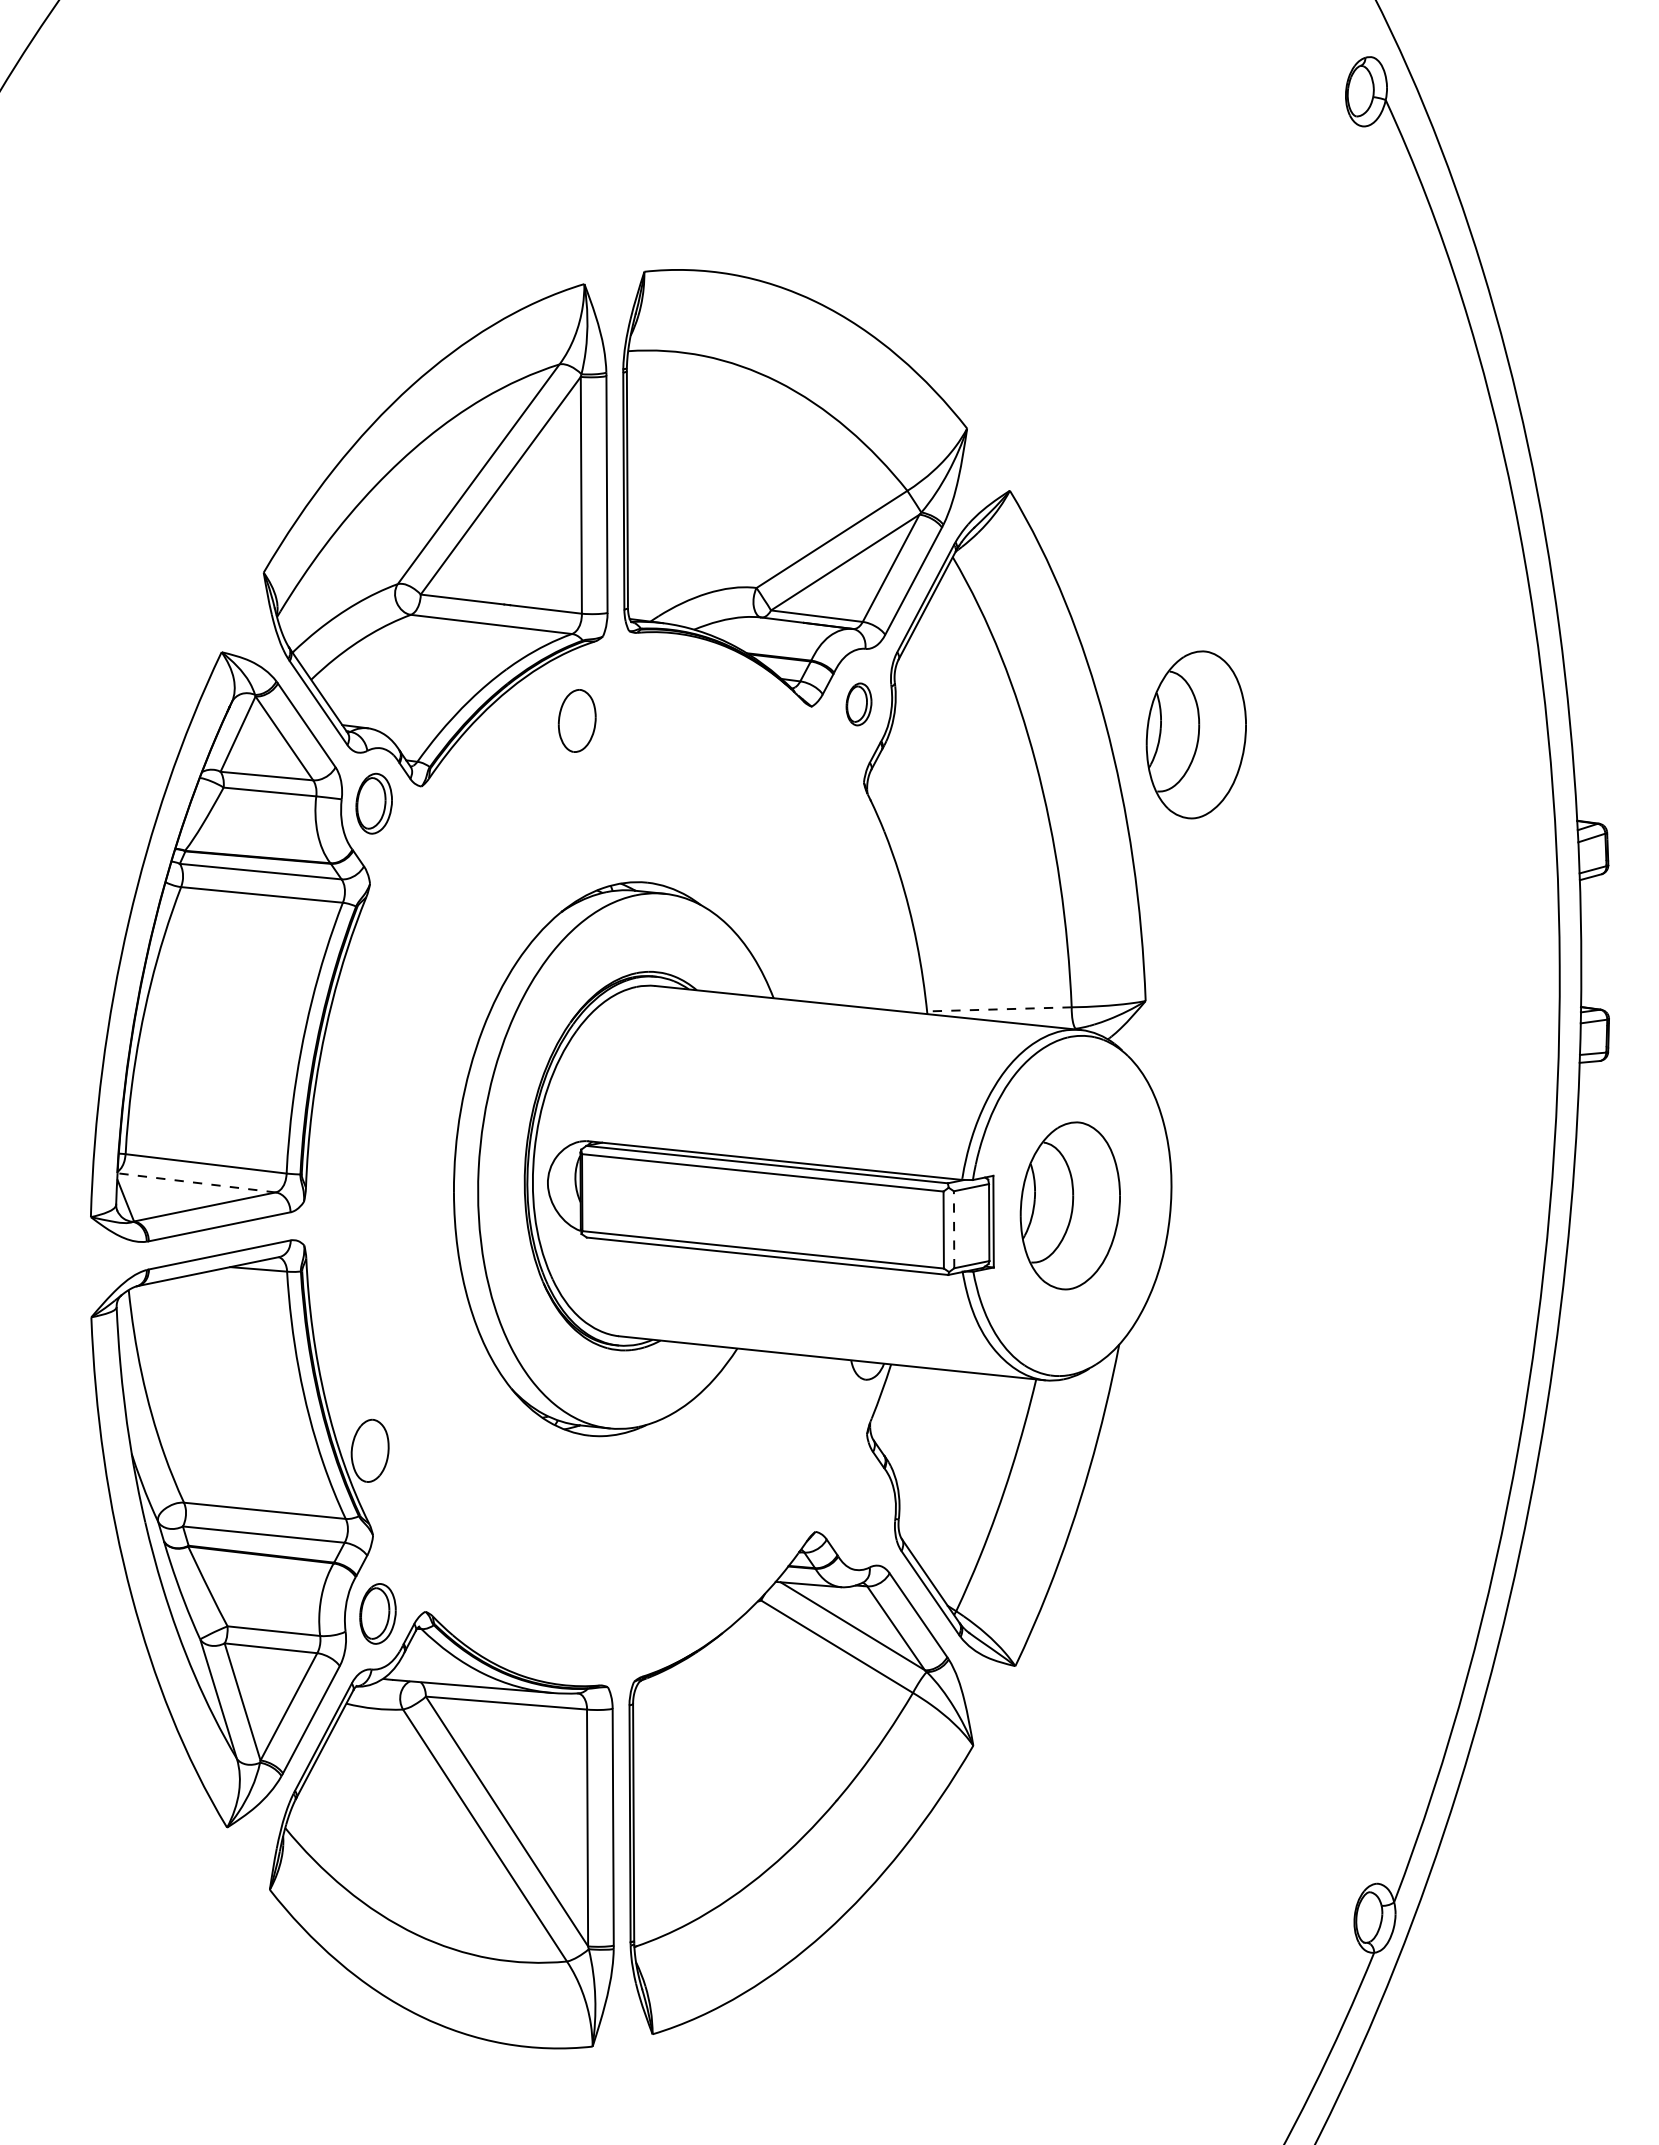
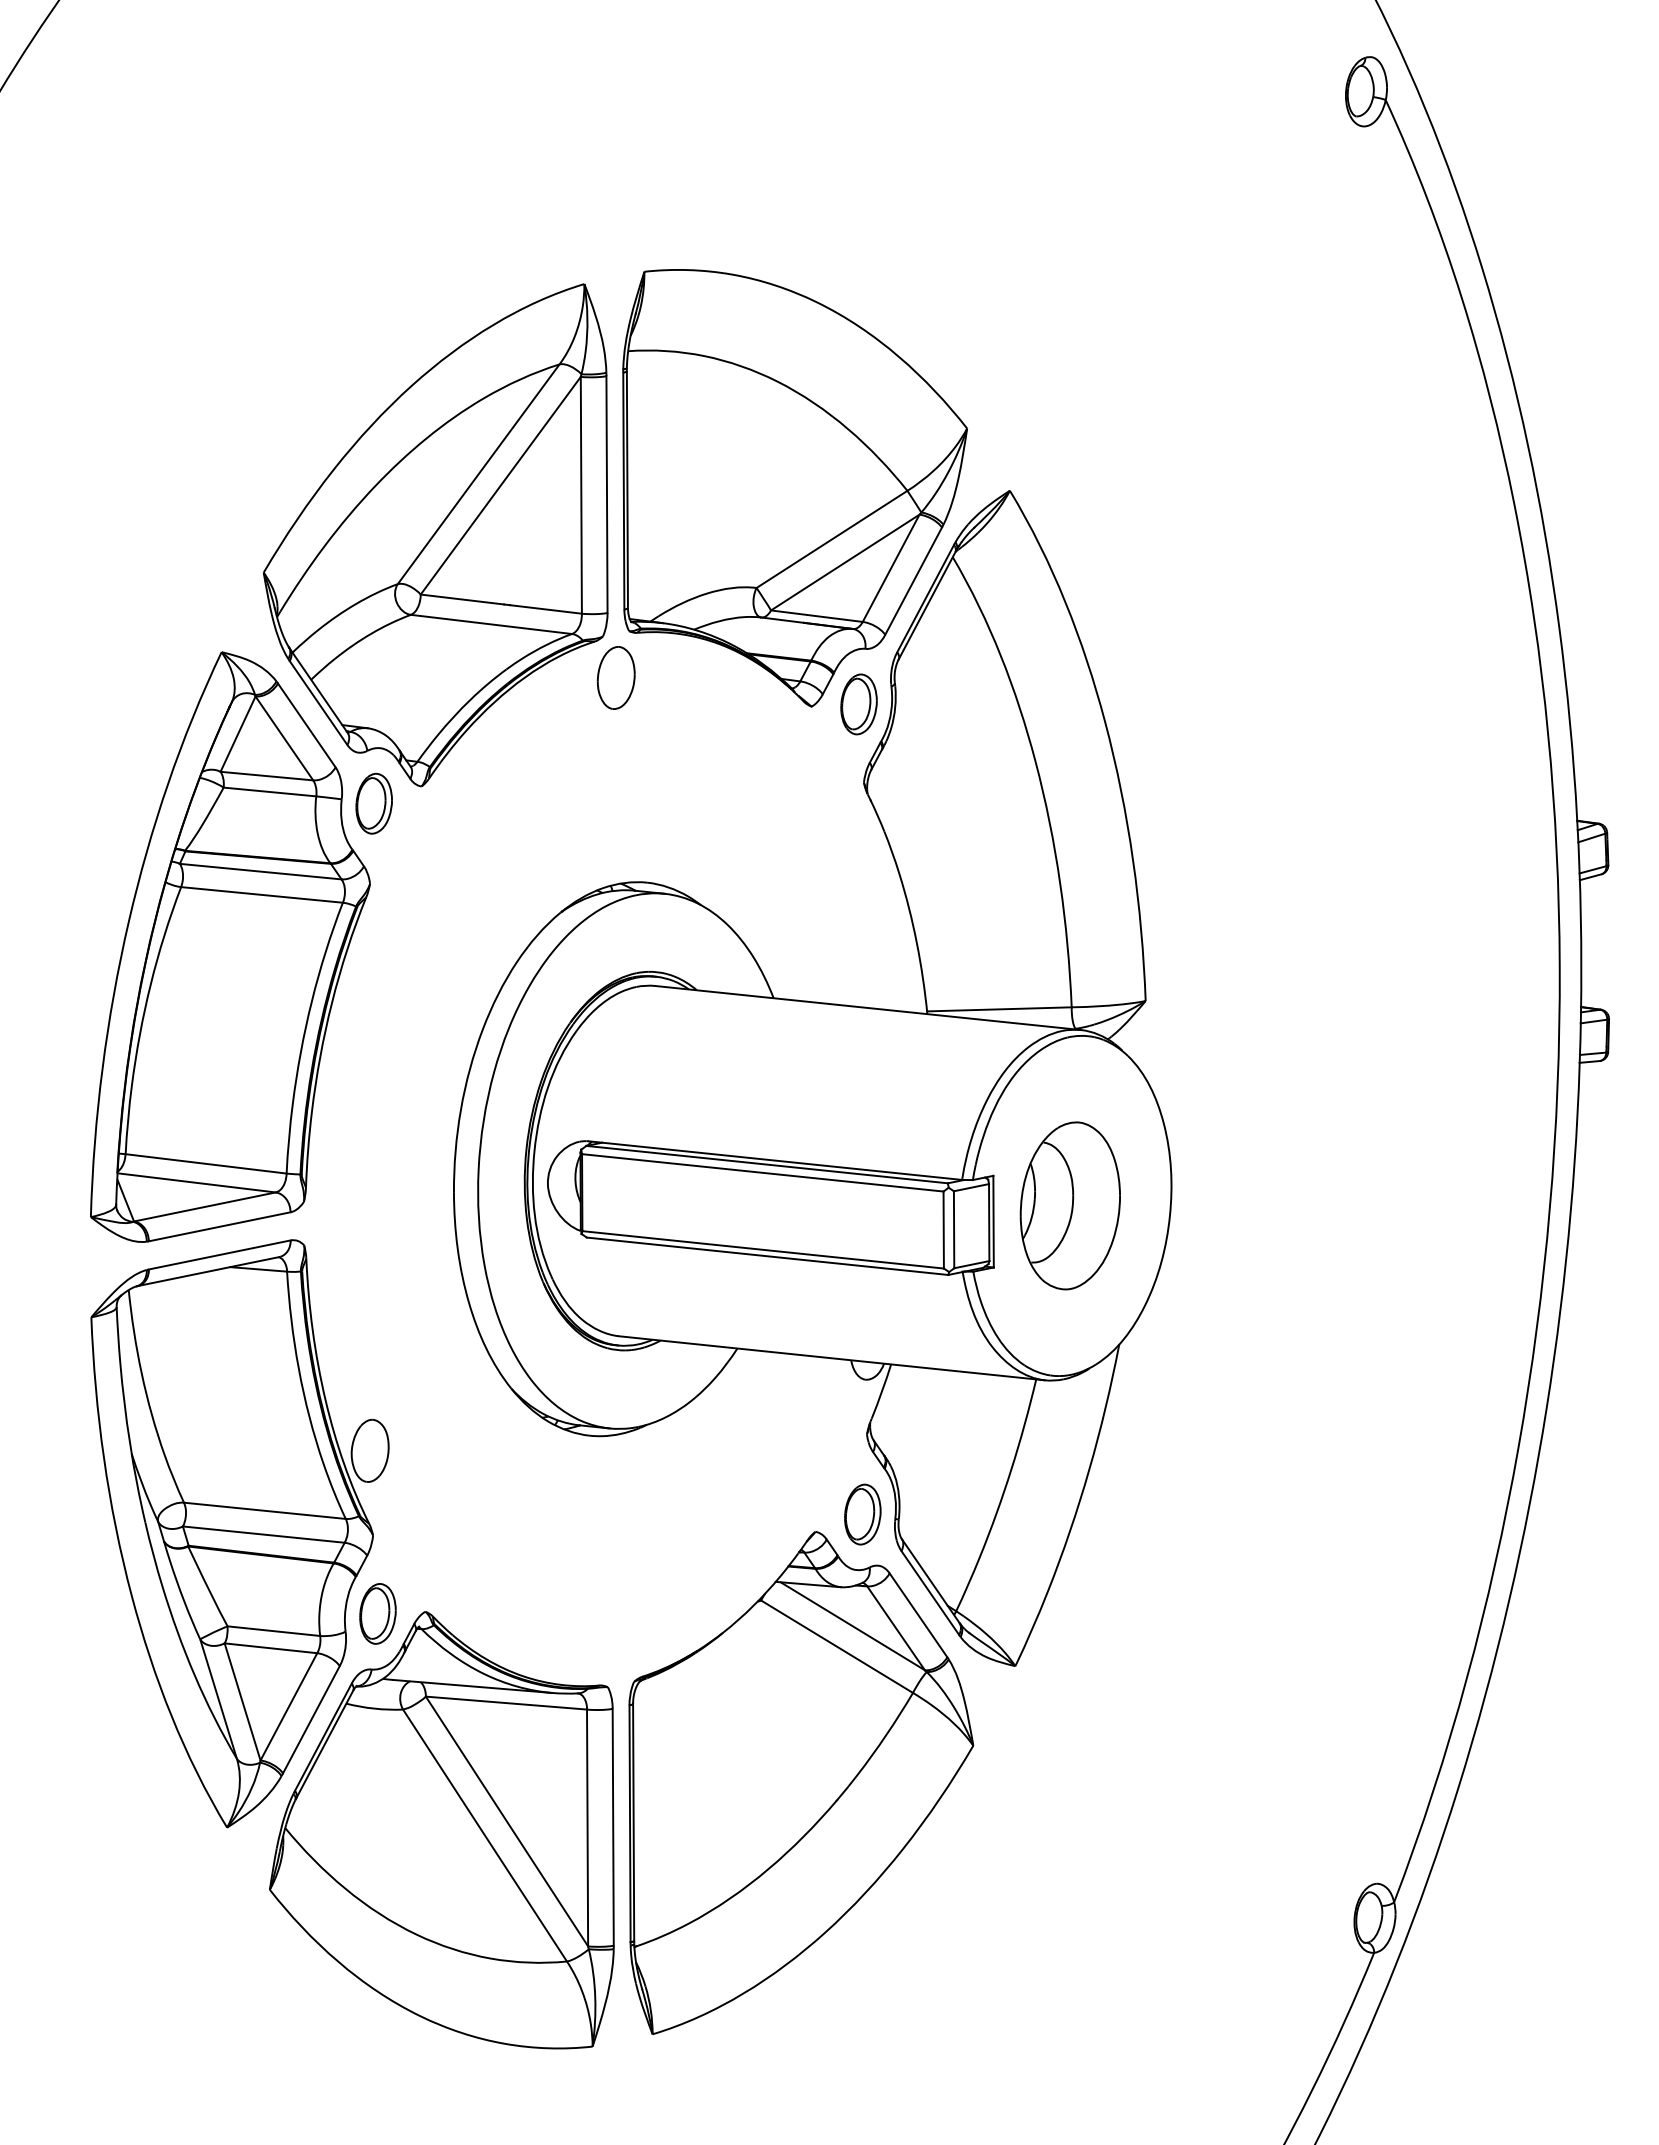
part size: 28x45 px -> 38x63 px (858, 704)
part position: (576, 720) -> (615, 677) (615, 677)
part: present -> none (1195, 734)
line: dashed -> solid (998, 1009)
line: dashed -> solid (196, 1182)
line: dashed -> solid (954, 1229)
part: none -> present (862, 1514)
